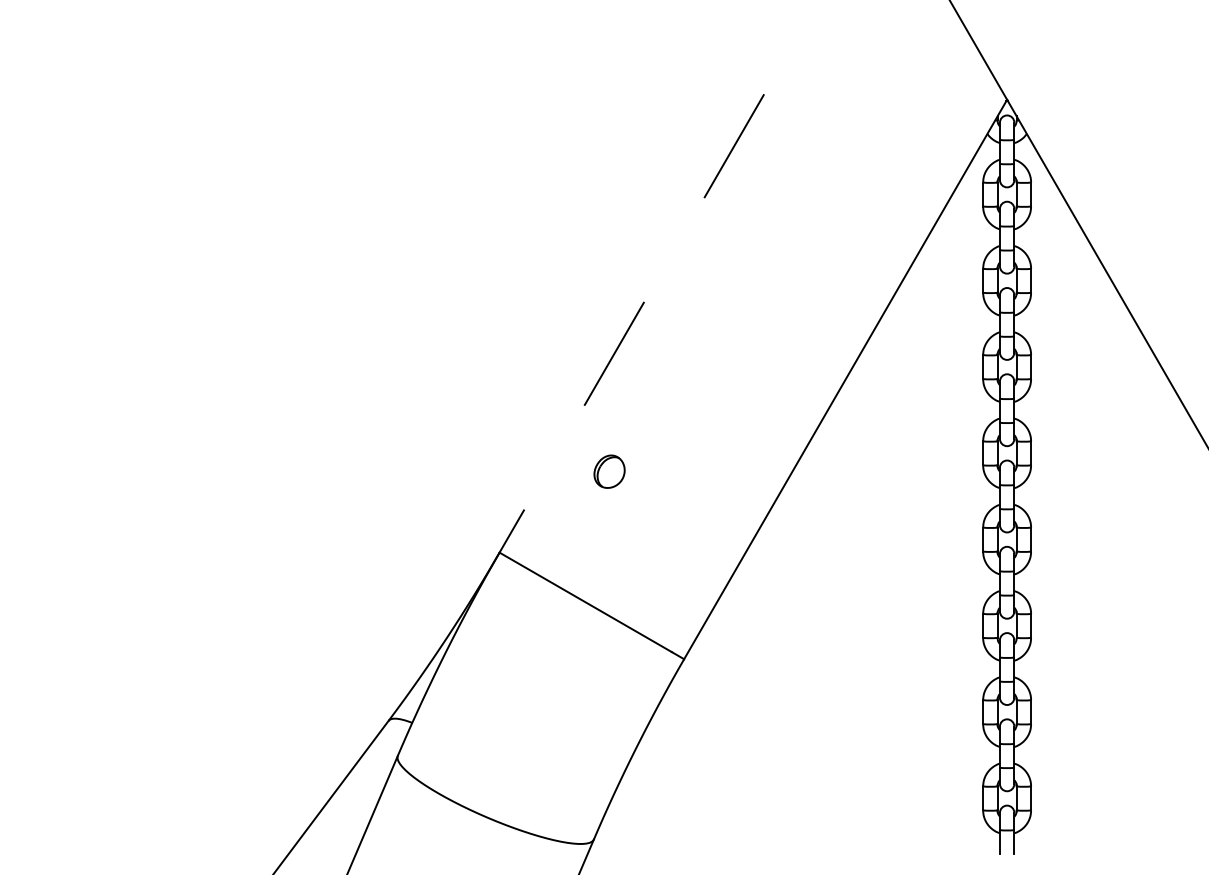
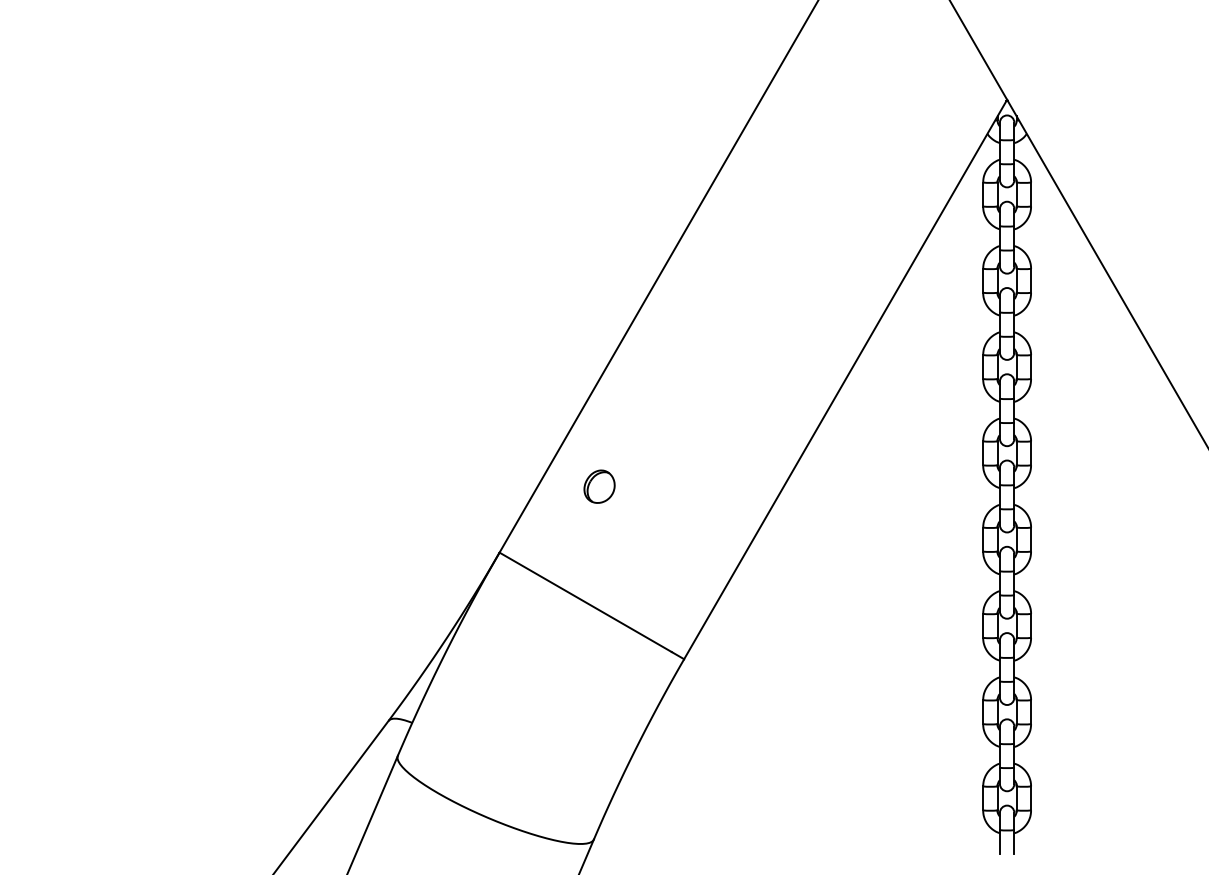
line: dashed -> solid (658, 276)
part position: (609, 471) -> (599, 486) (599, 486)
